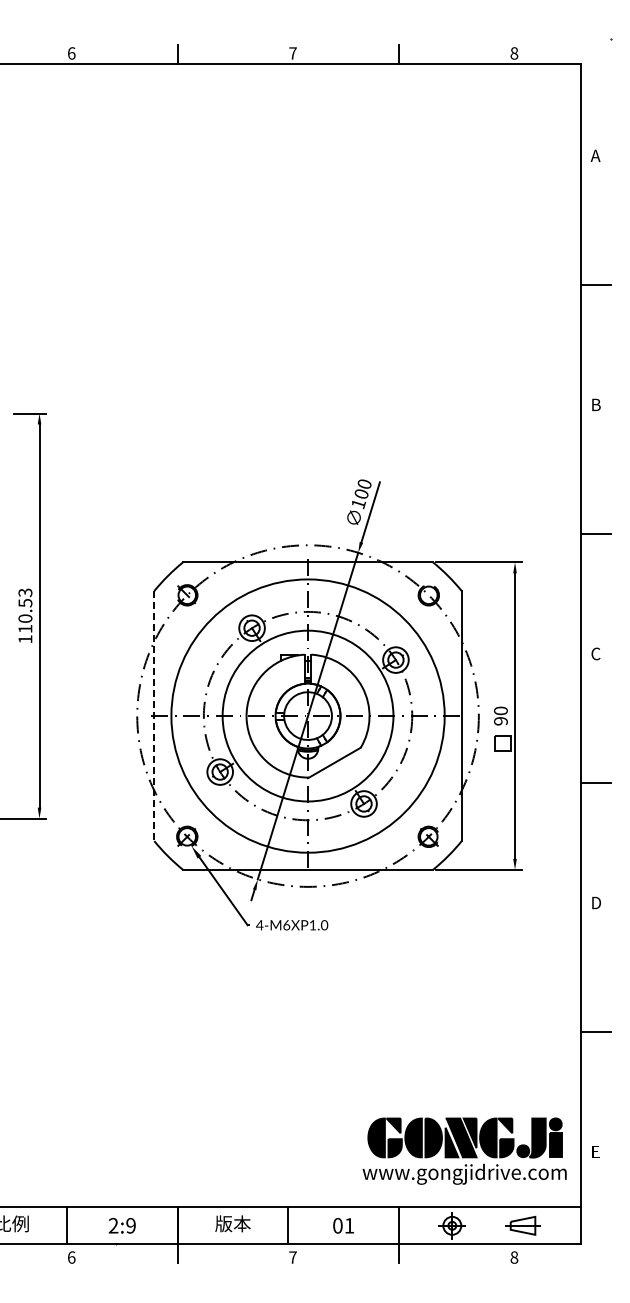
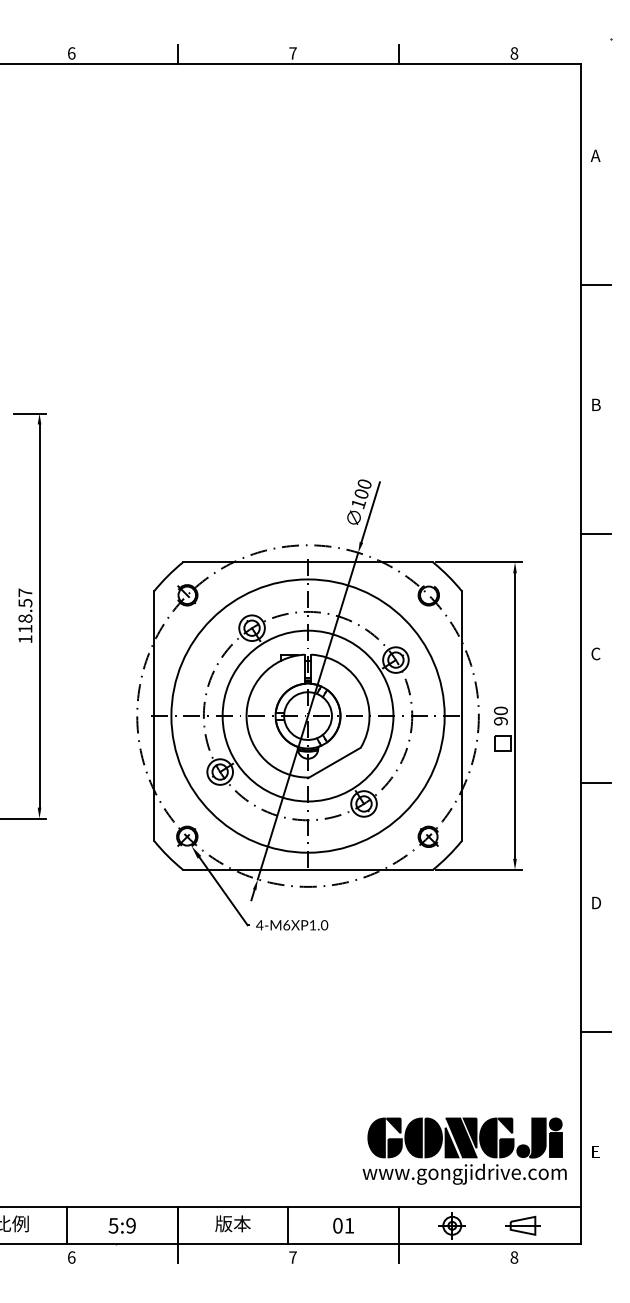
text: 110.53 -> 118.57 (25, 605)
line: dashed -> solid (154, 716)
text: 2:9 -> 5:9 (113, 1225)
